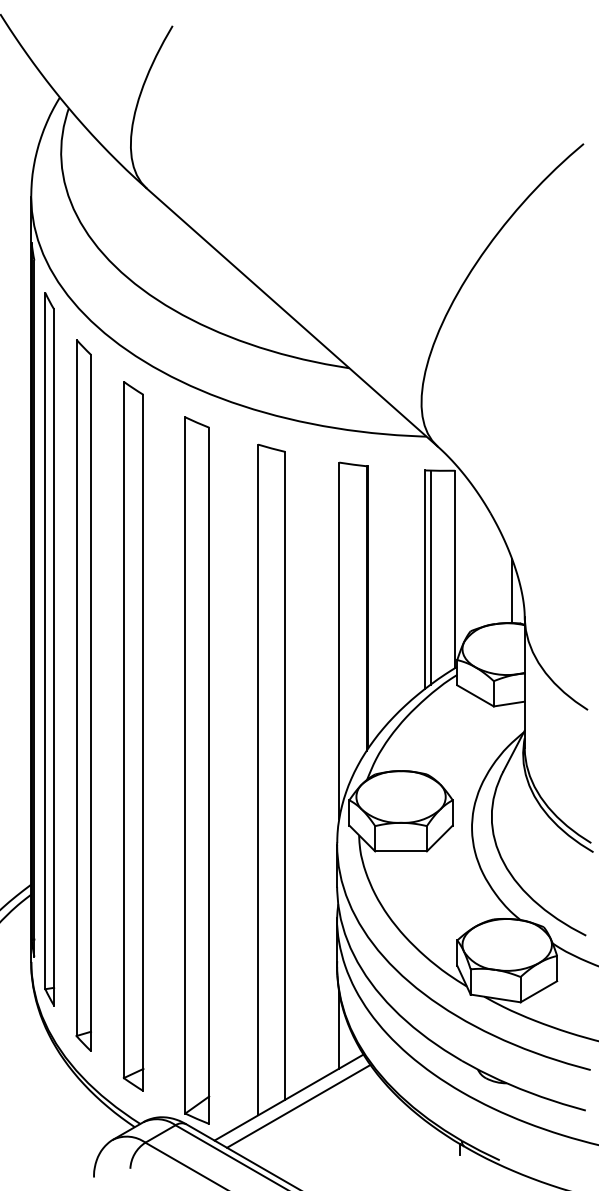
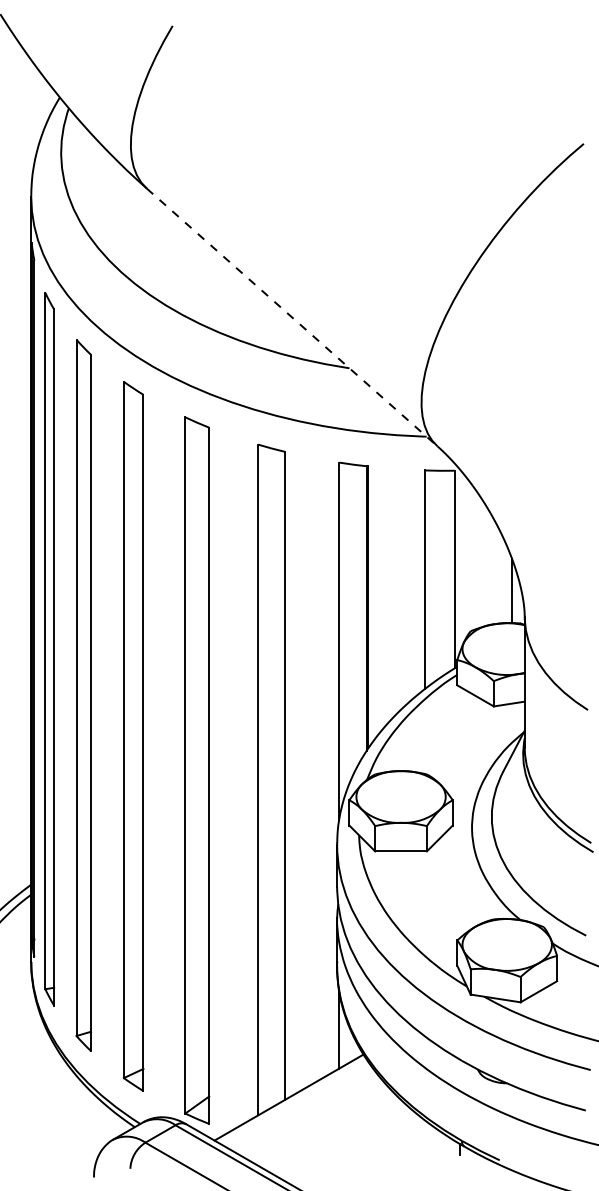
line: solid -> dashed (292, 317)
line: present -> none (430, 577)
line: present -> none (298, 1105)
